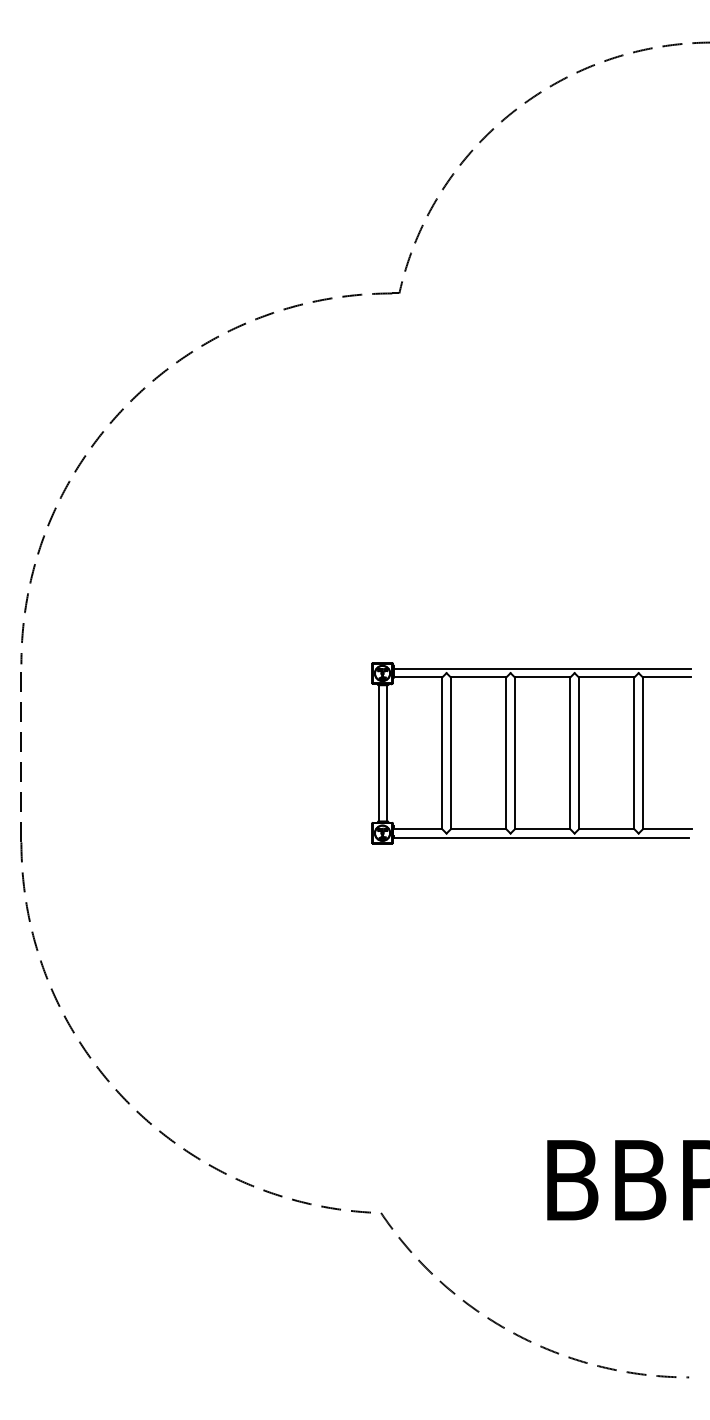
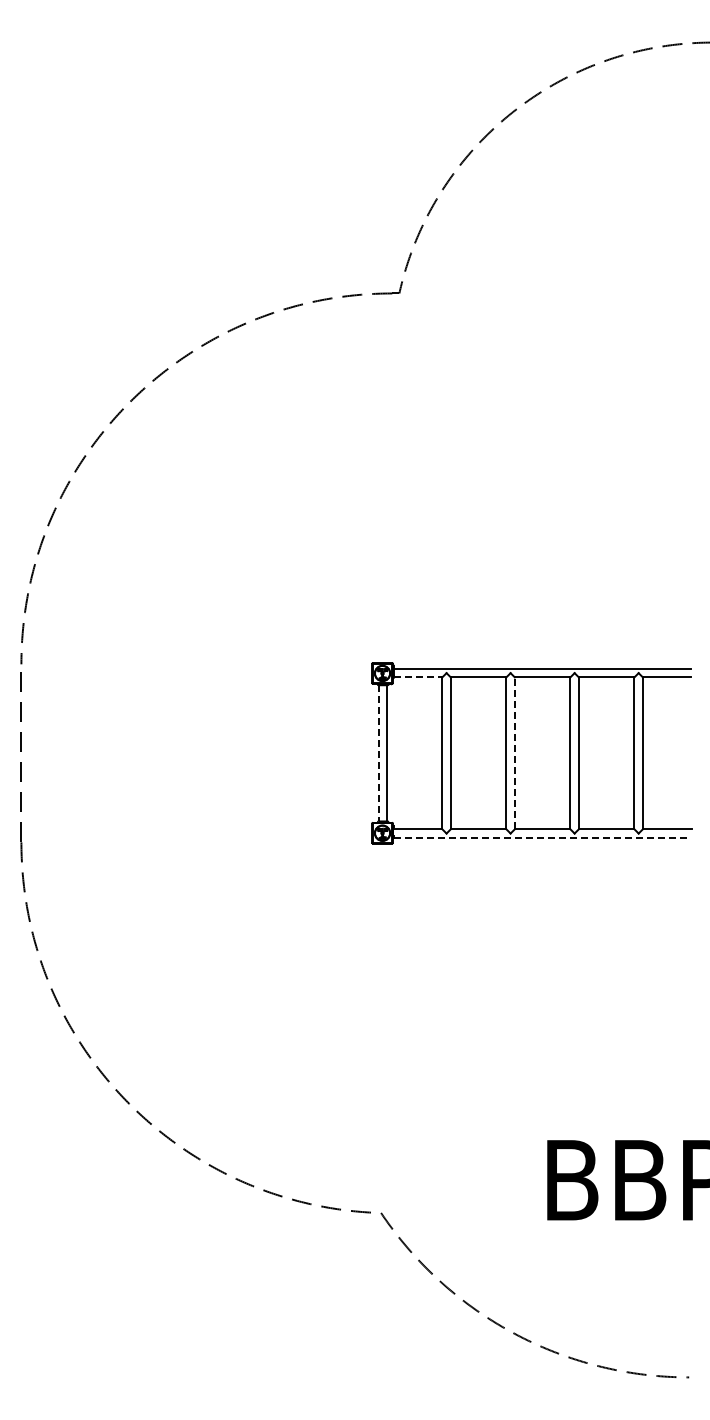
line: solid -> dashed (418, 677)
line: solid -> dashed (378, 753)
line: solid -> dashed (514, 753)
line: solid -> dashed (541, 837)
